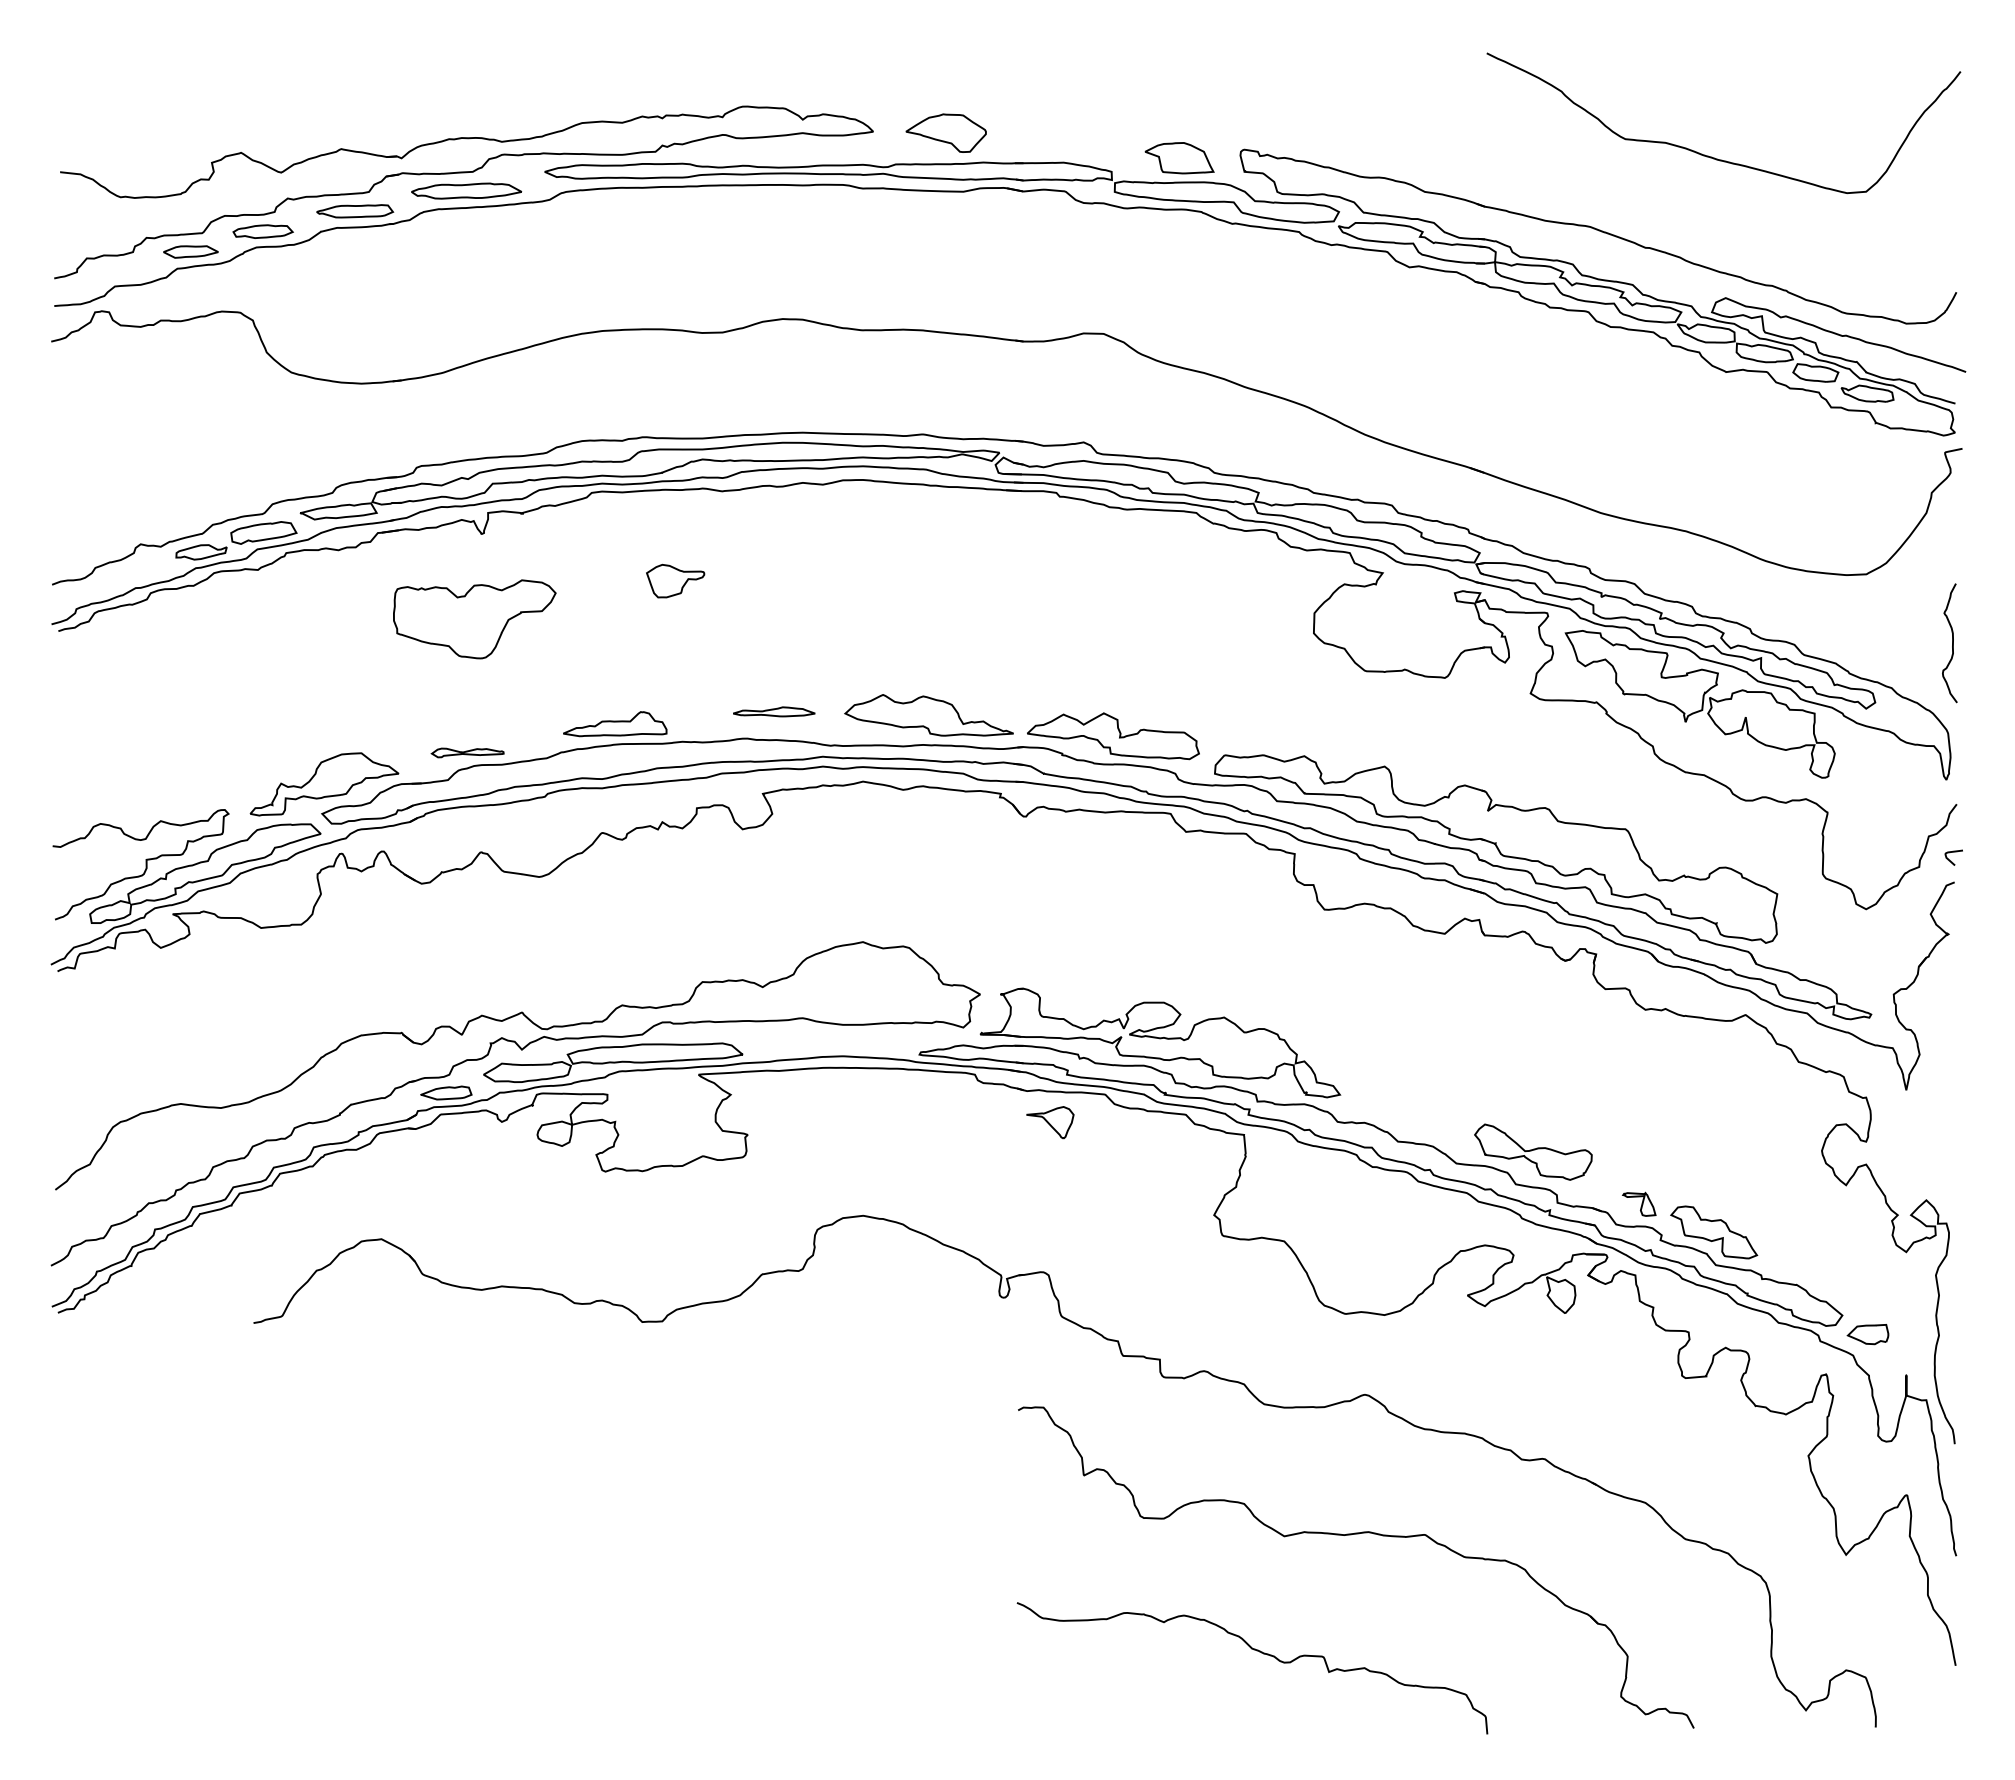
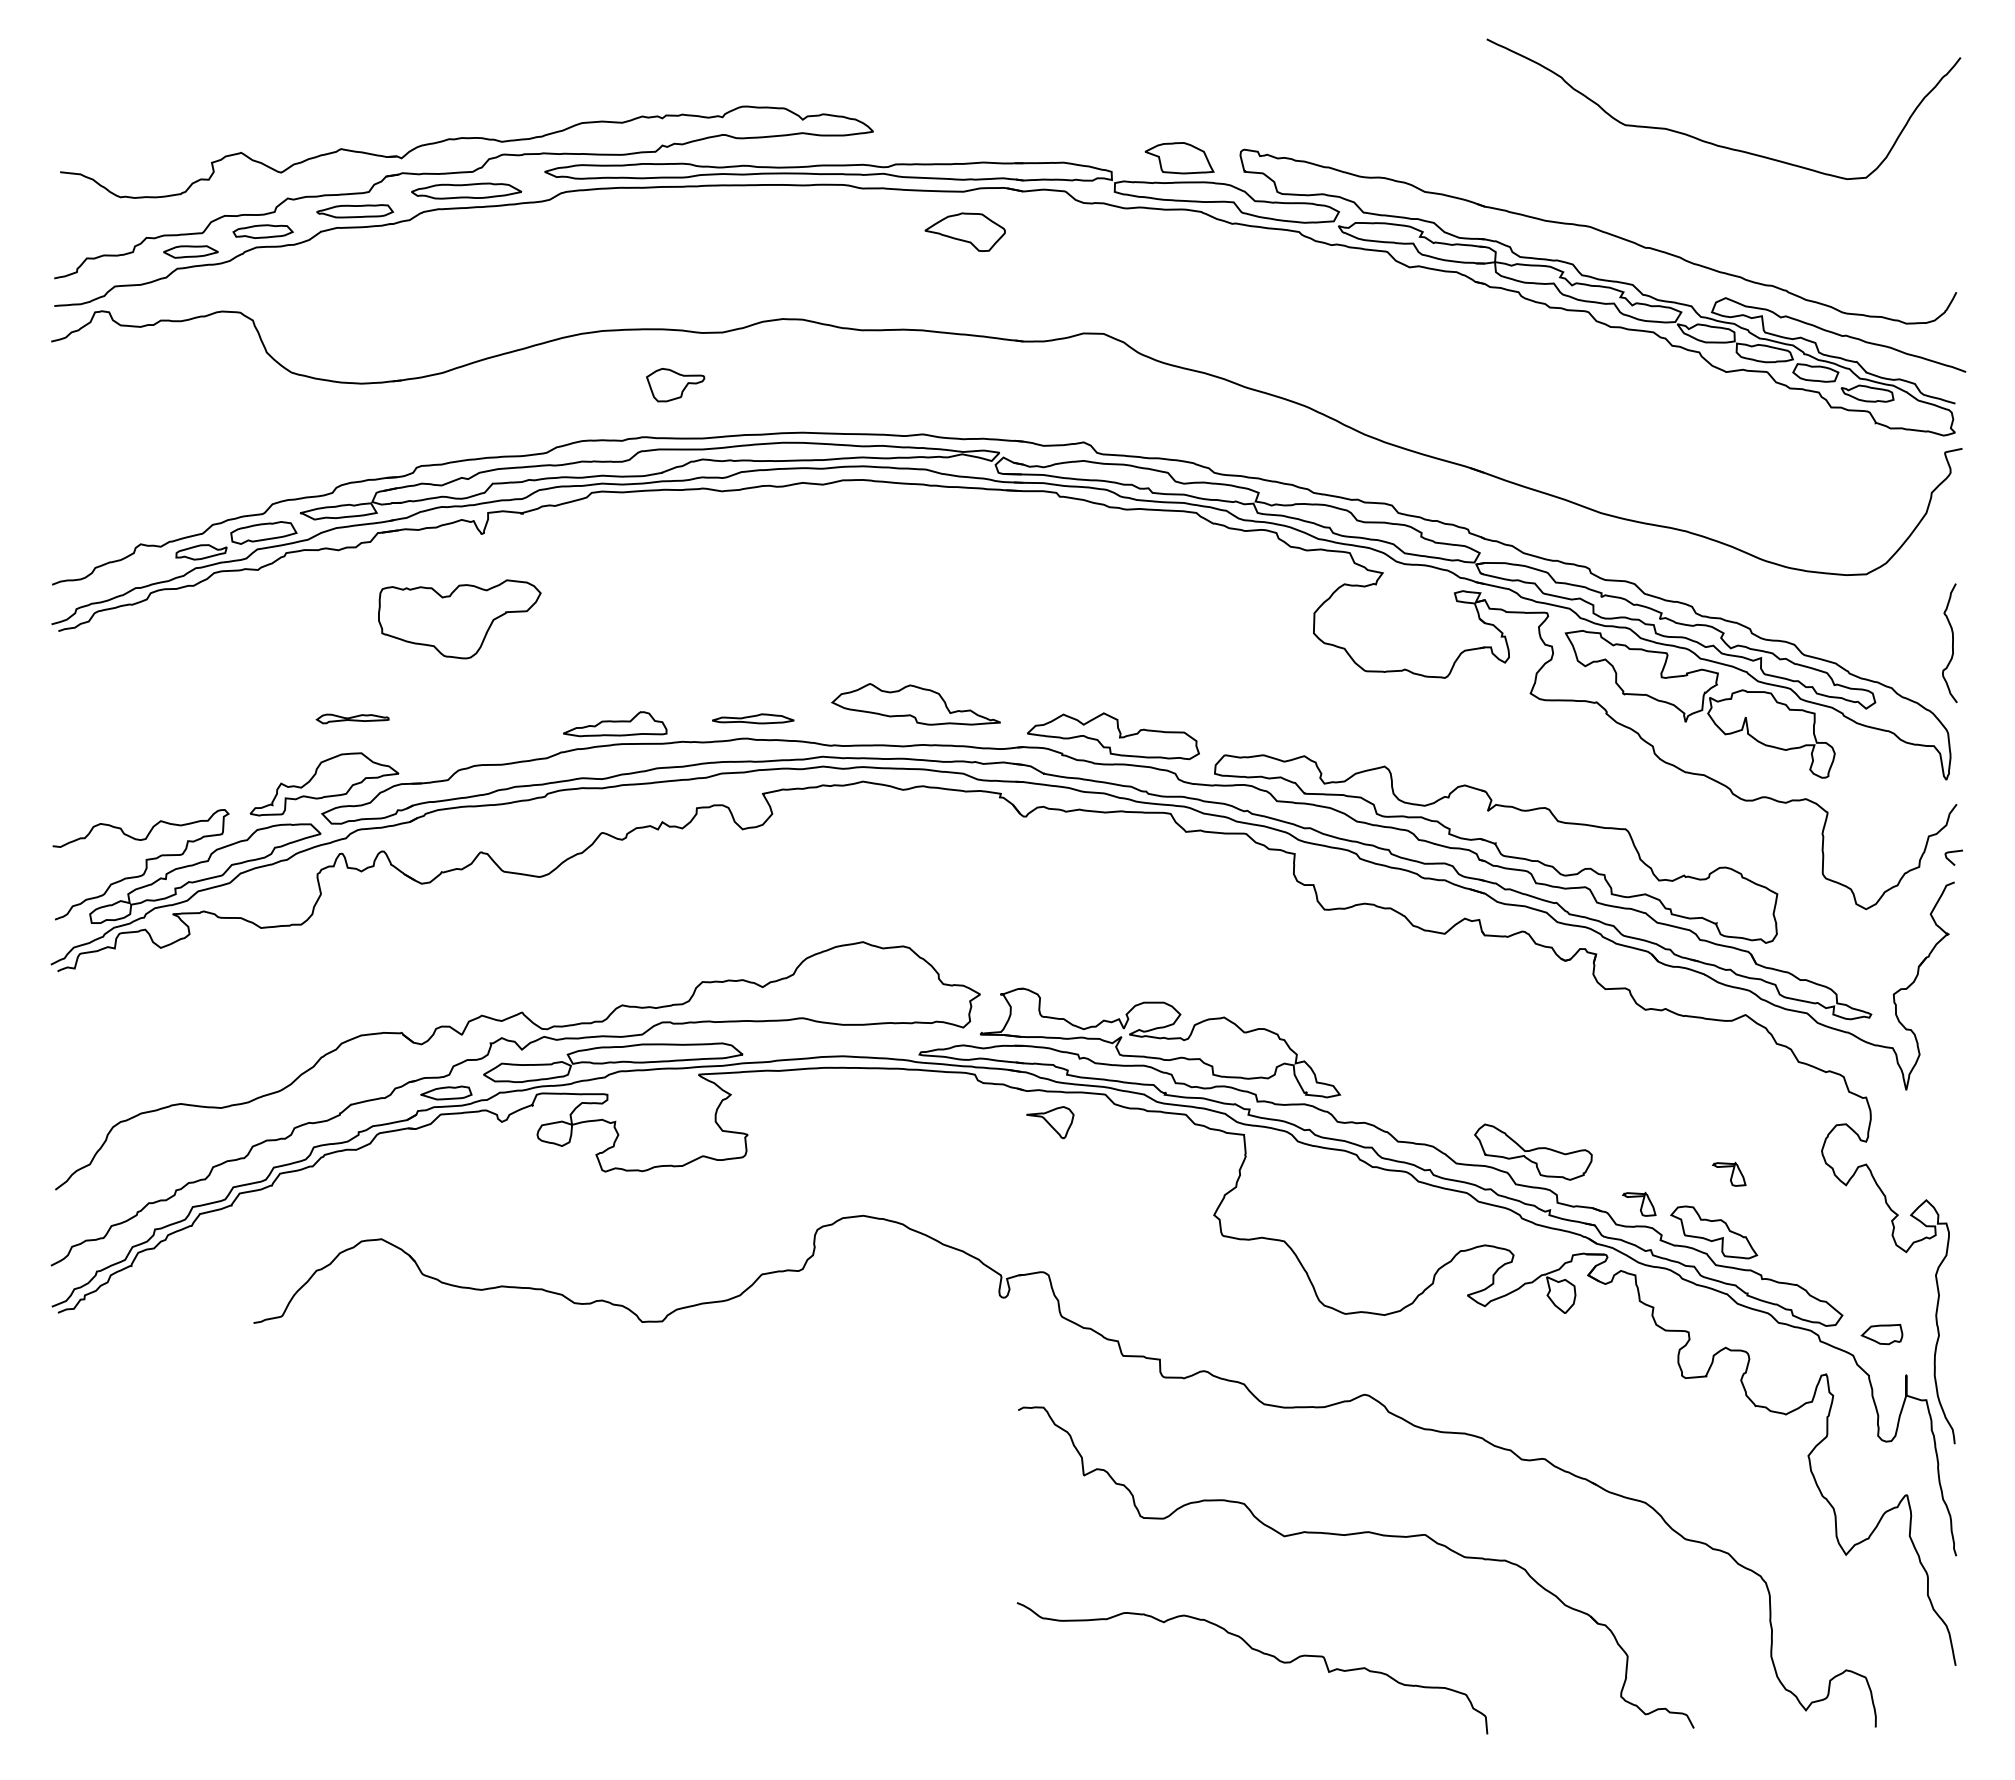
part position: (945, 132) -> (964, 231) (964, 231)
curve position: (1711, 156) -> (1711, 142) (1711, 142)
part position: (675, 580) -> (675, 384) (675, 384)
part position: (474, 619) -> (459, 619) (459, 619)
part position: (774, 711) -> (753, 718) (753, 718)
part position: (928, 715) -> (915, 704) (915, 704)
part position: (467, 752) -> (352, 718) (352, 718)
part: none -> present (1729, 1173)
part position: (1867, 1334) -> (1881, 1334) (1881, 1334)
